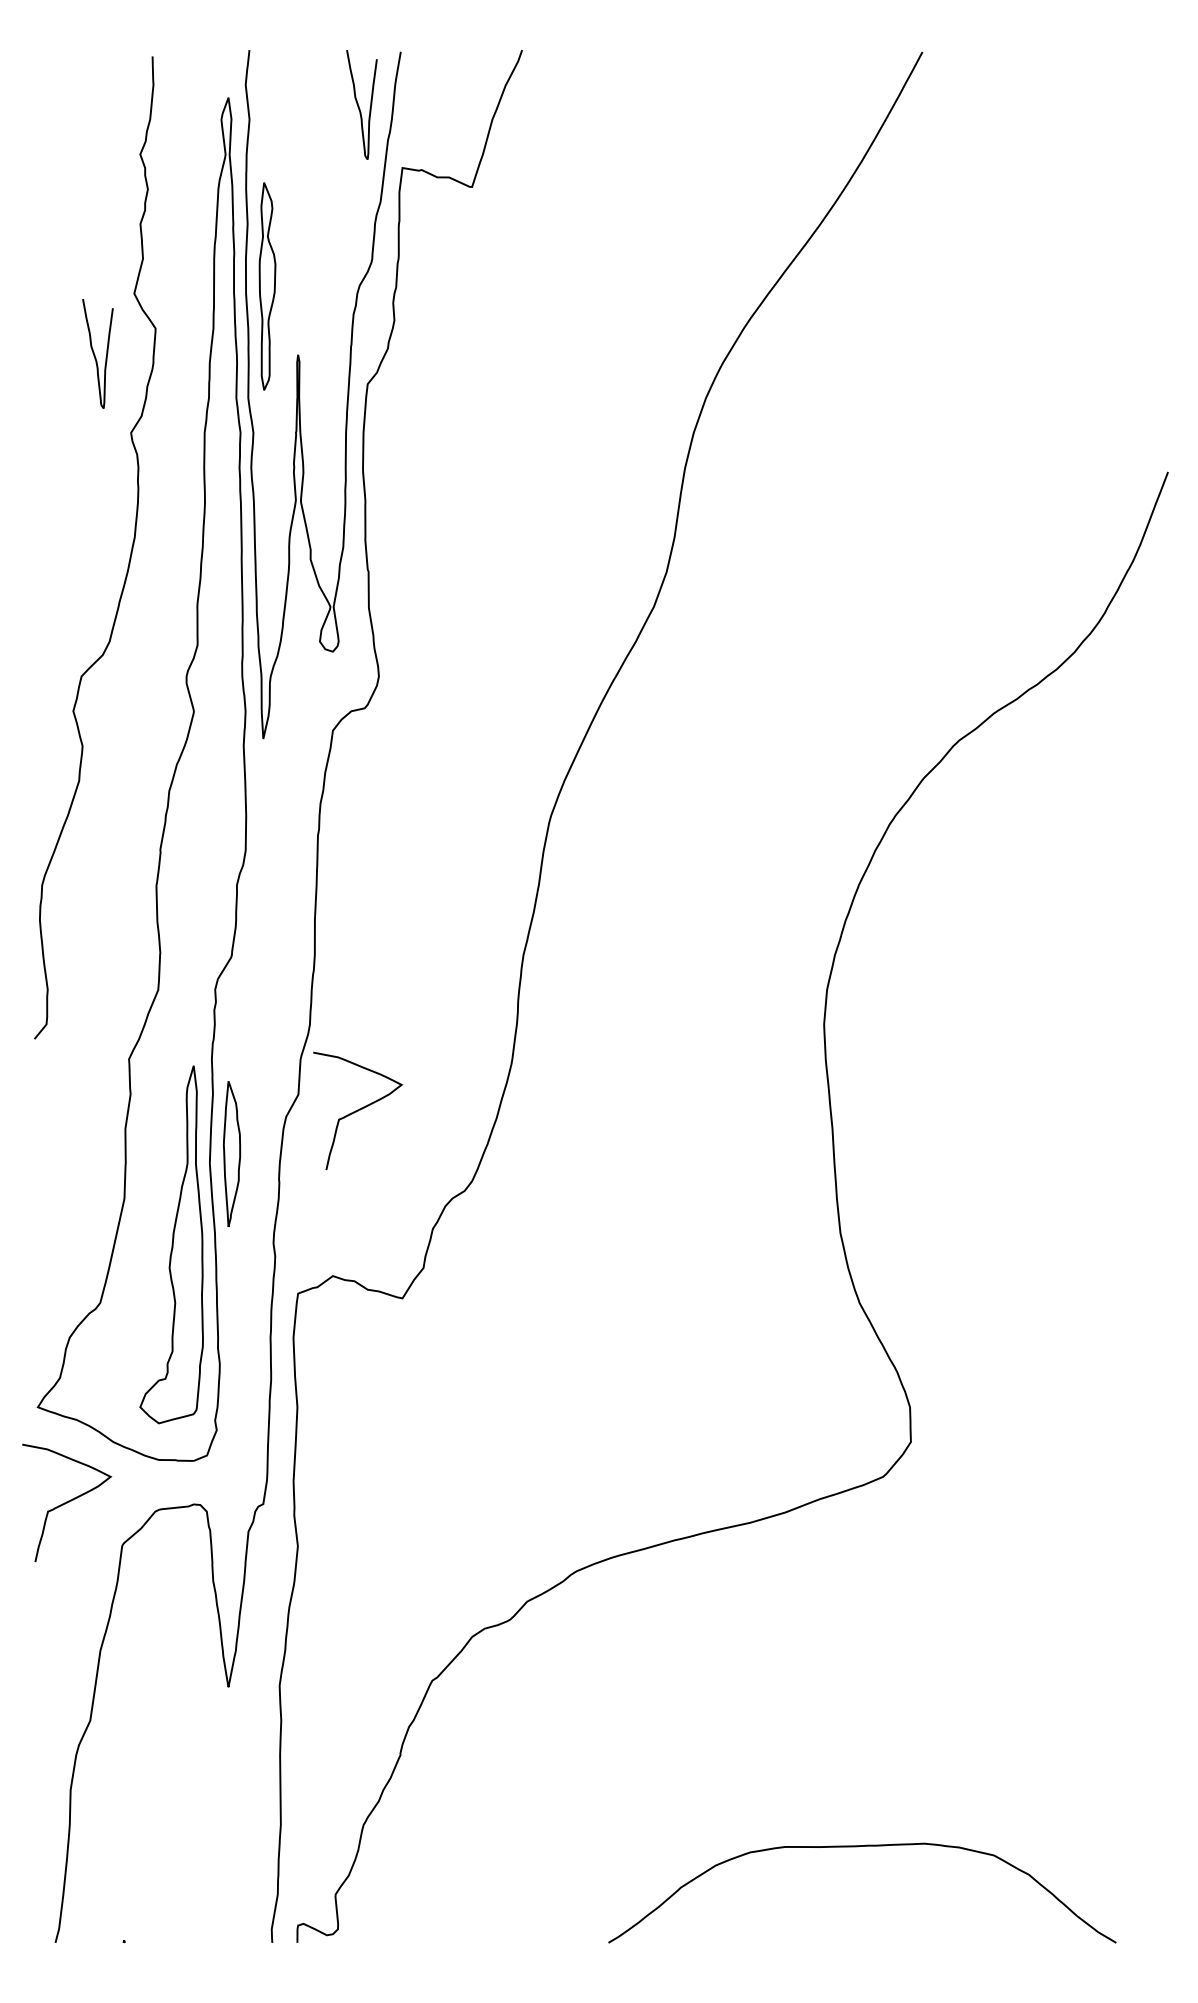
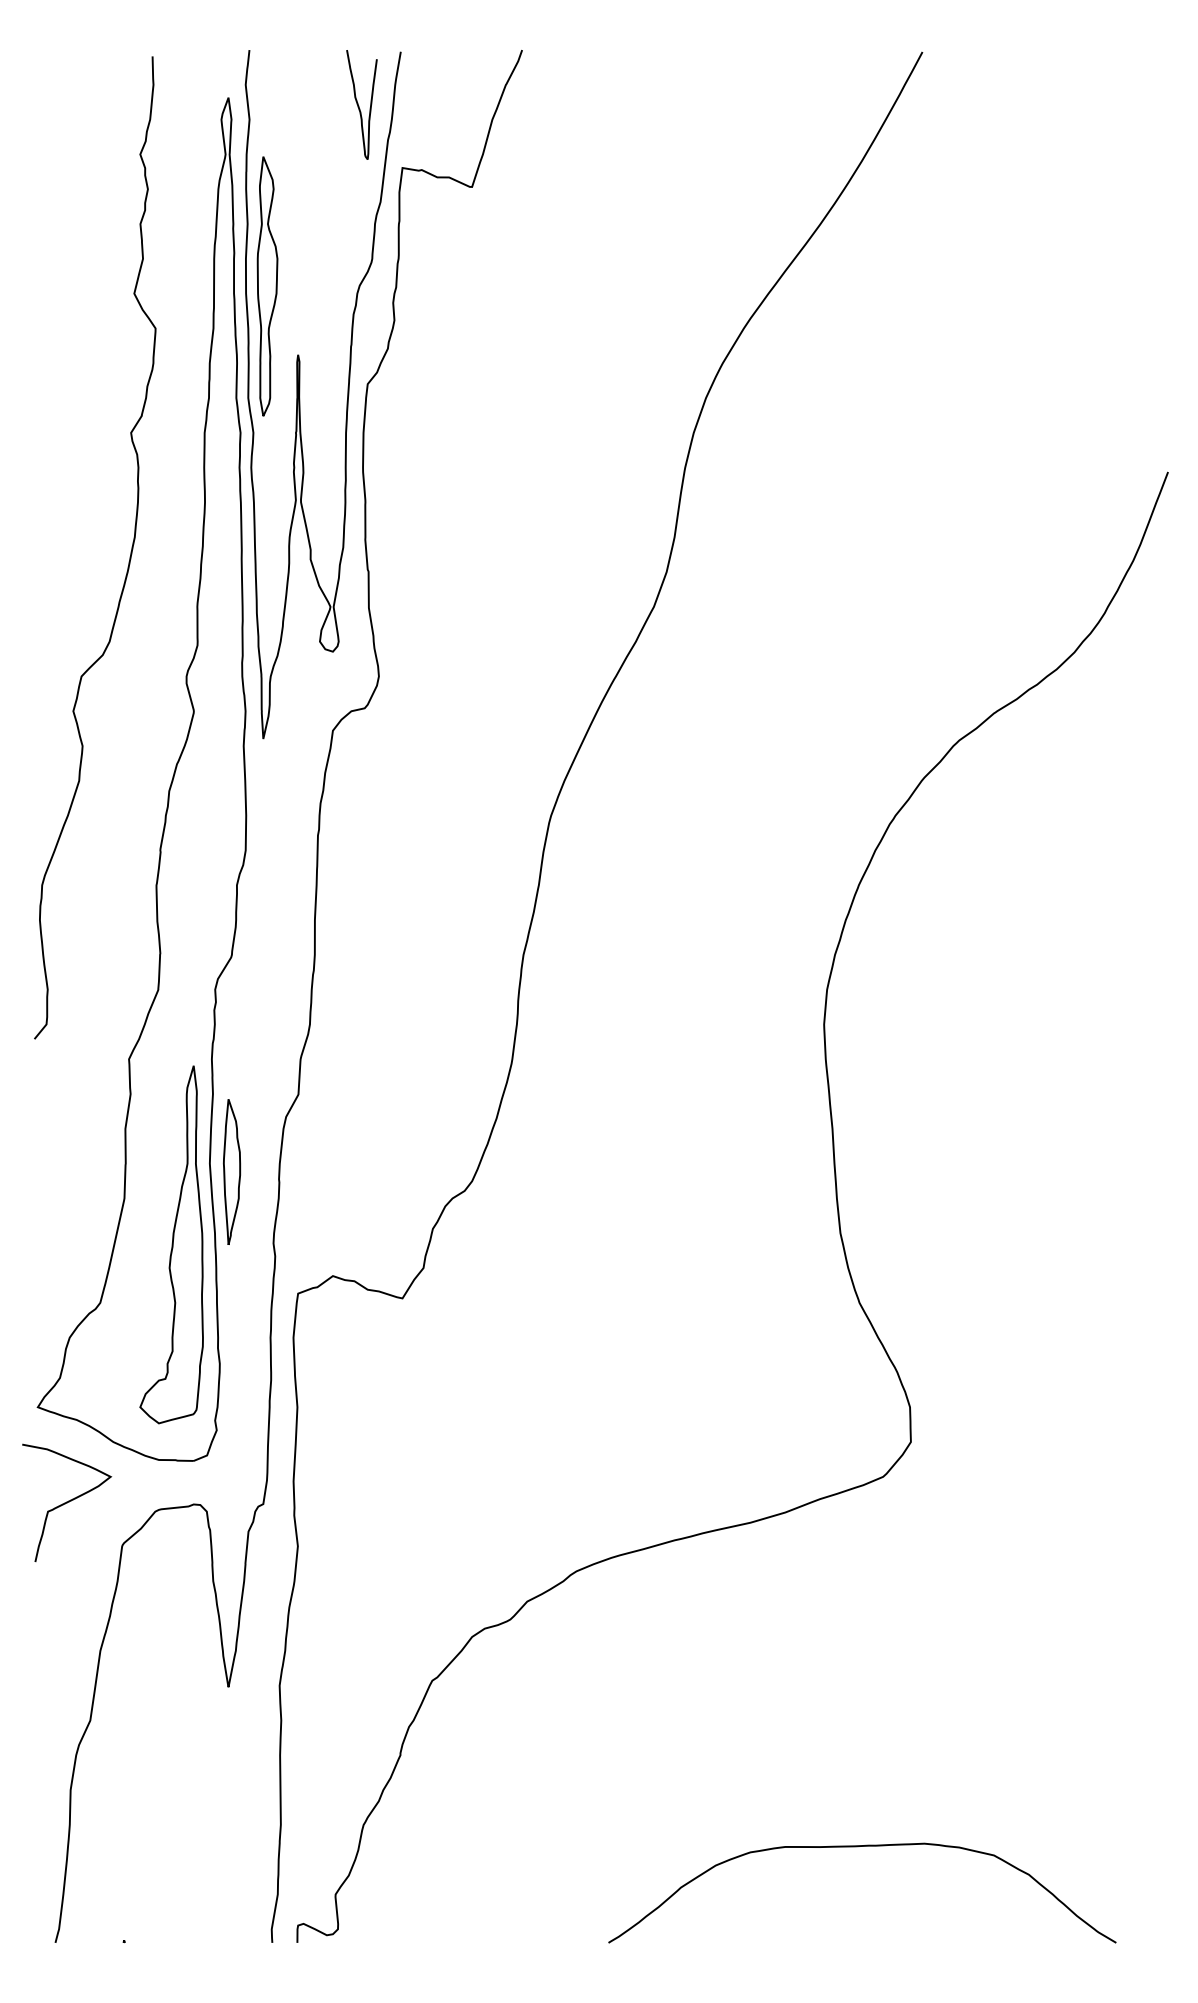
part size: 19x209 px -> 23x261 px (267, 286)
curve: present -> none (95, 355)
curve: present -> none (358, 1110)
part position: (232, 1153) -> (232, 1171) (232, 1171)
